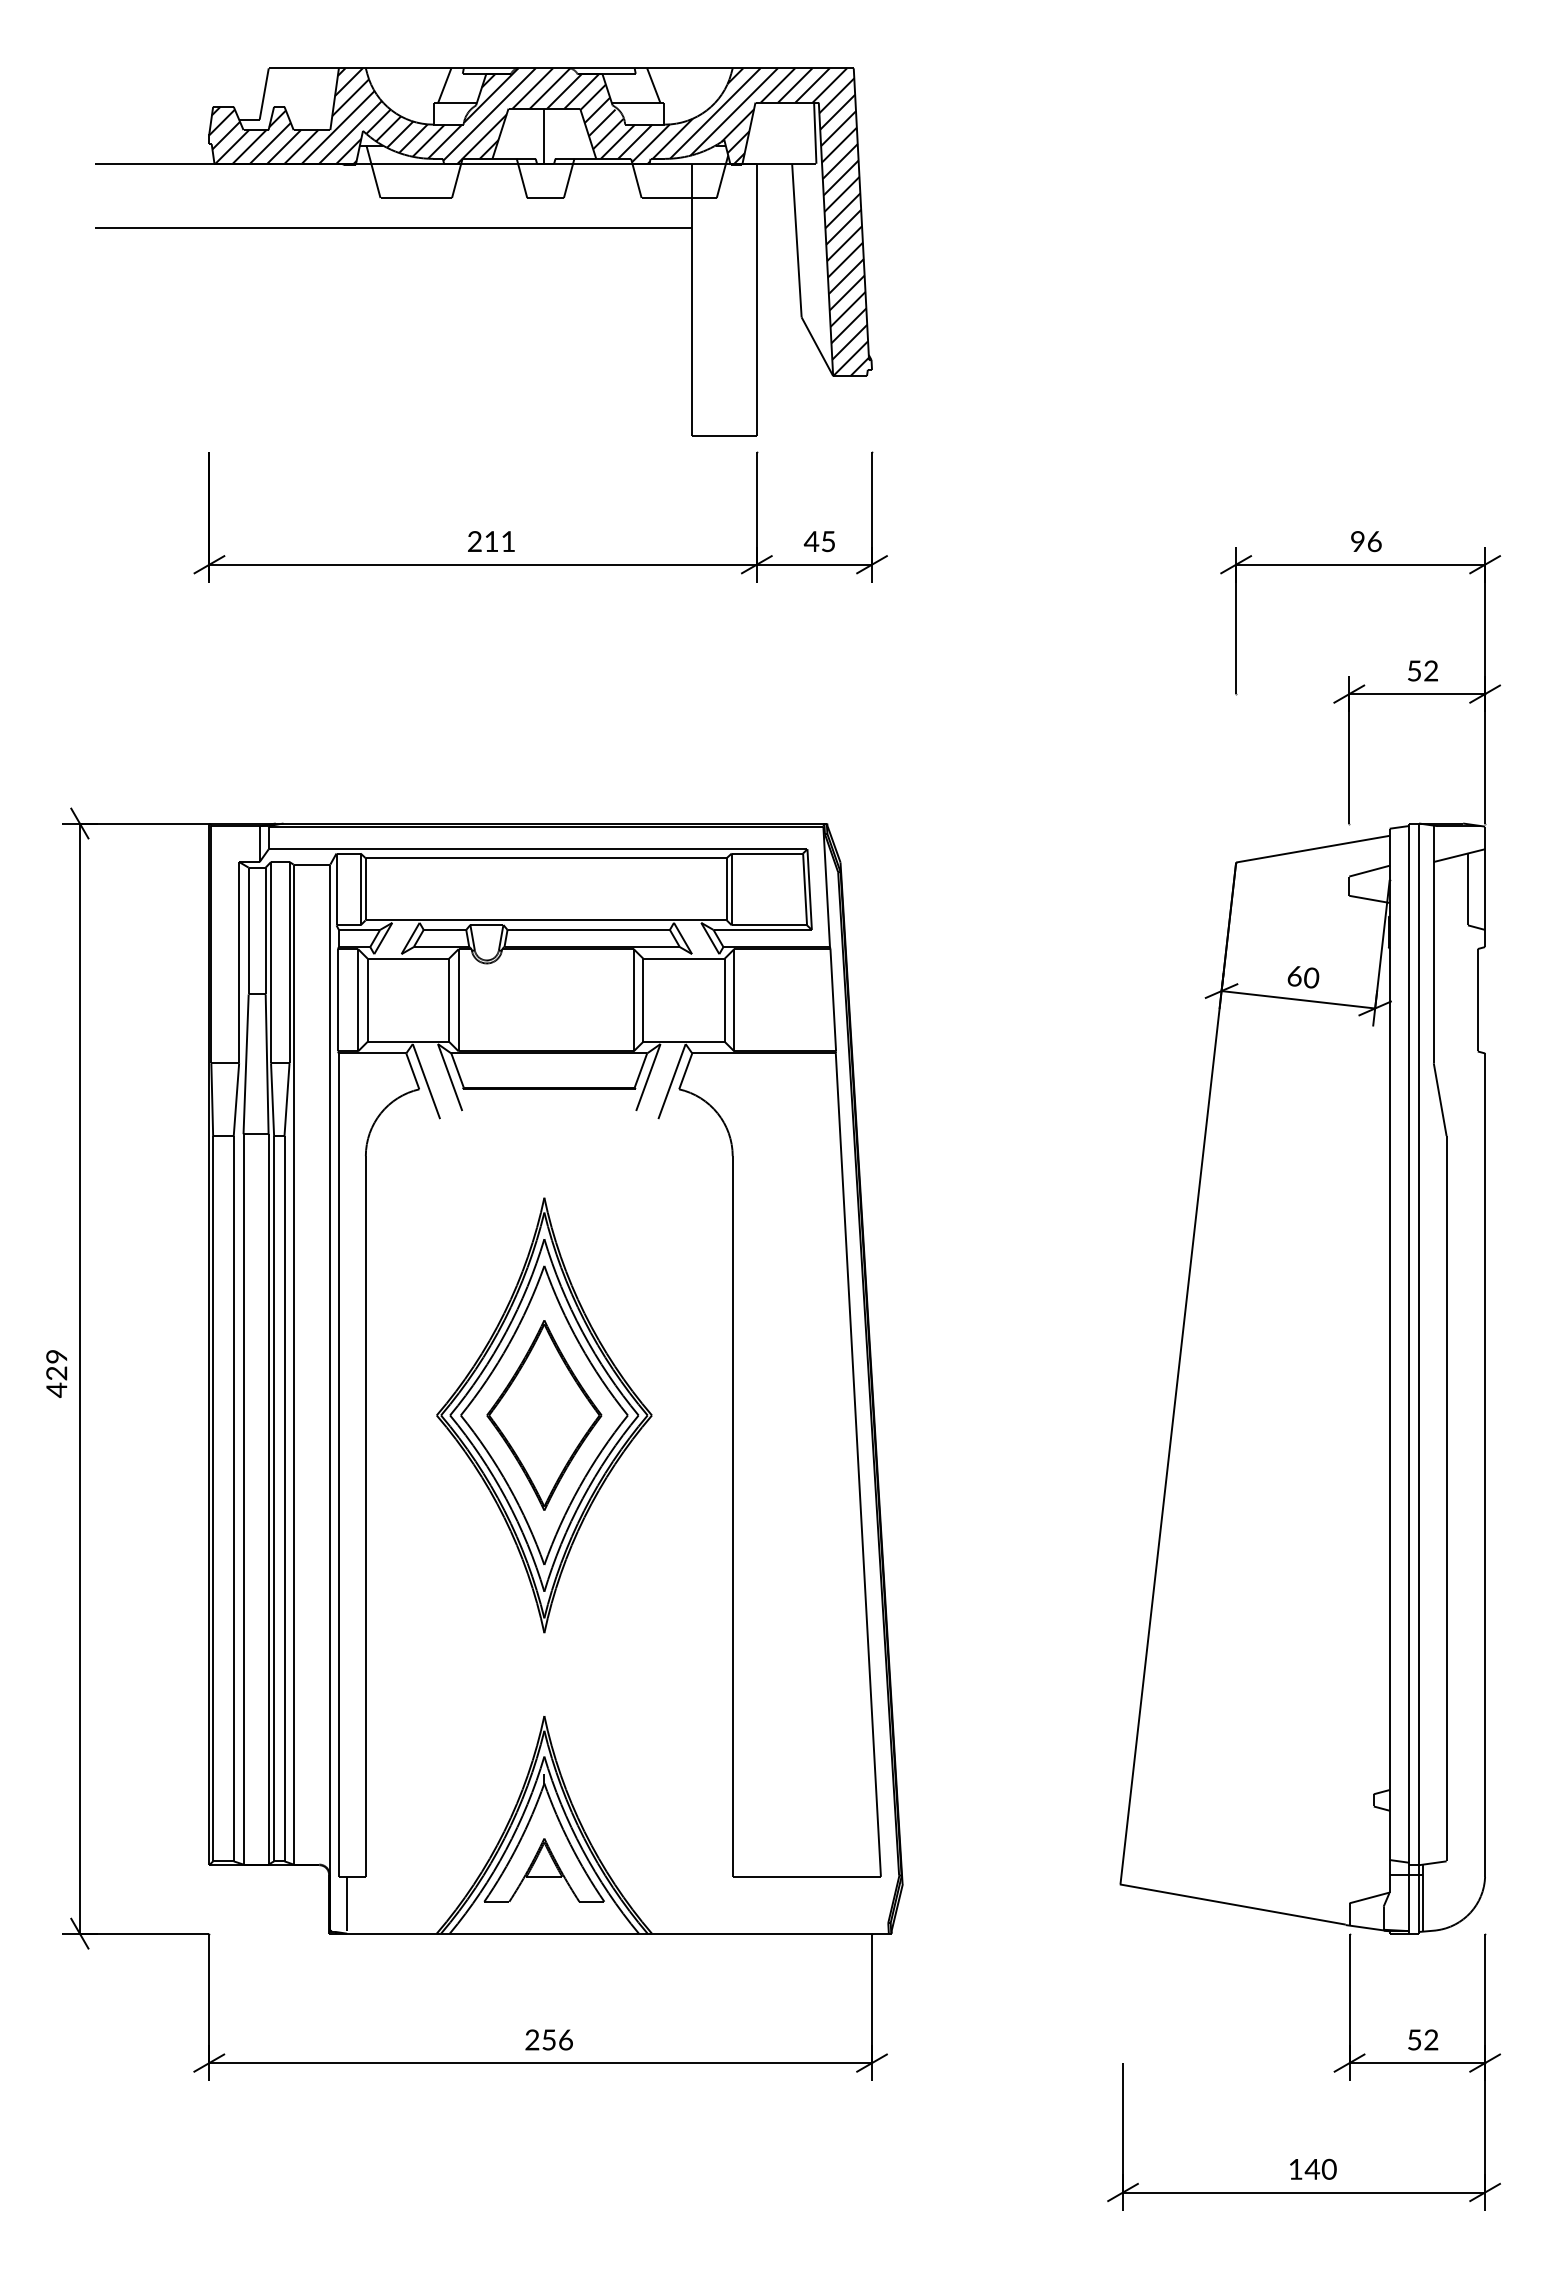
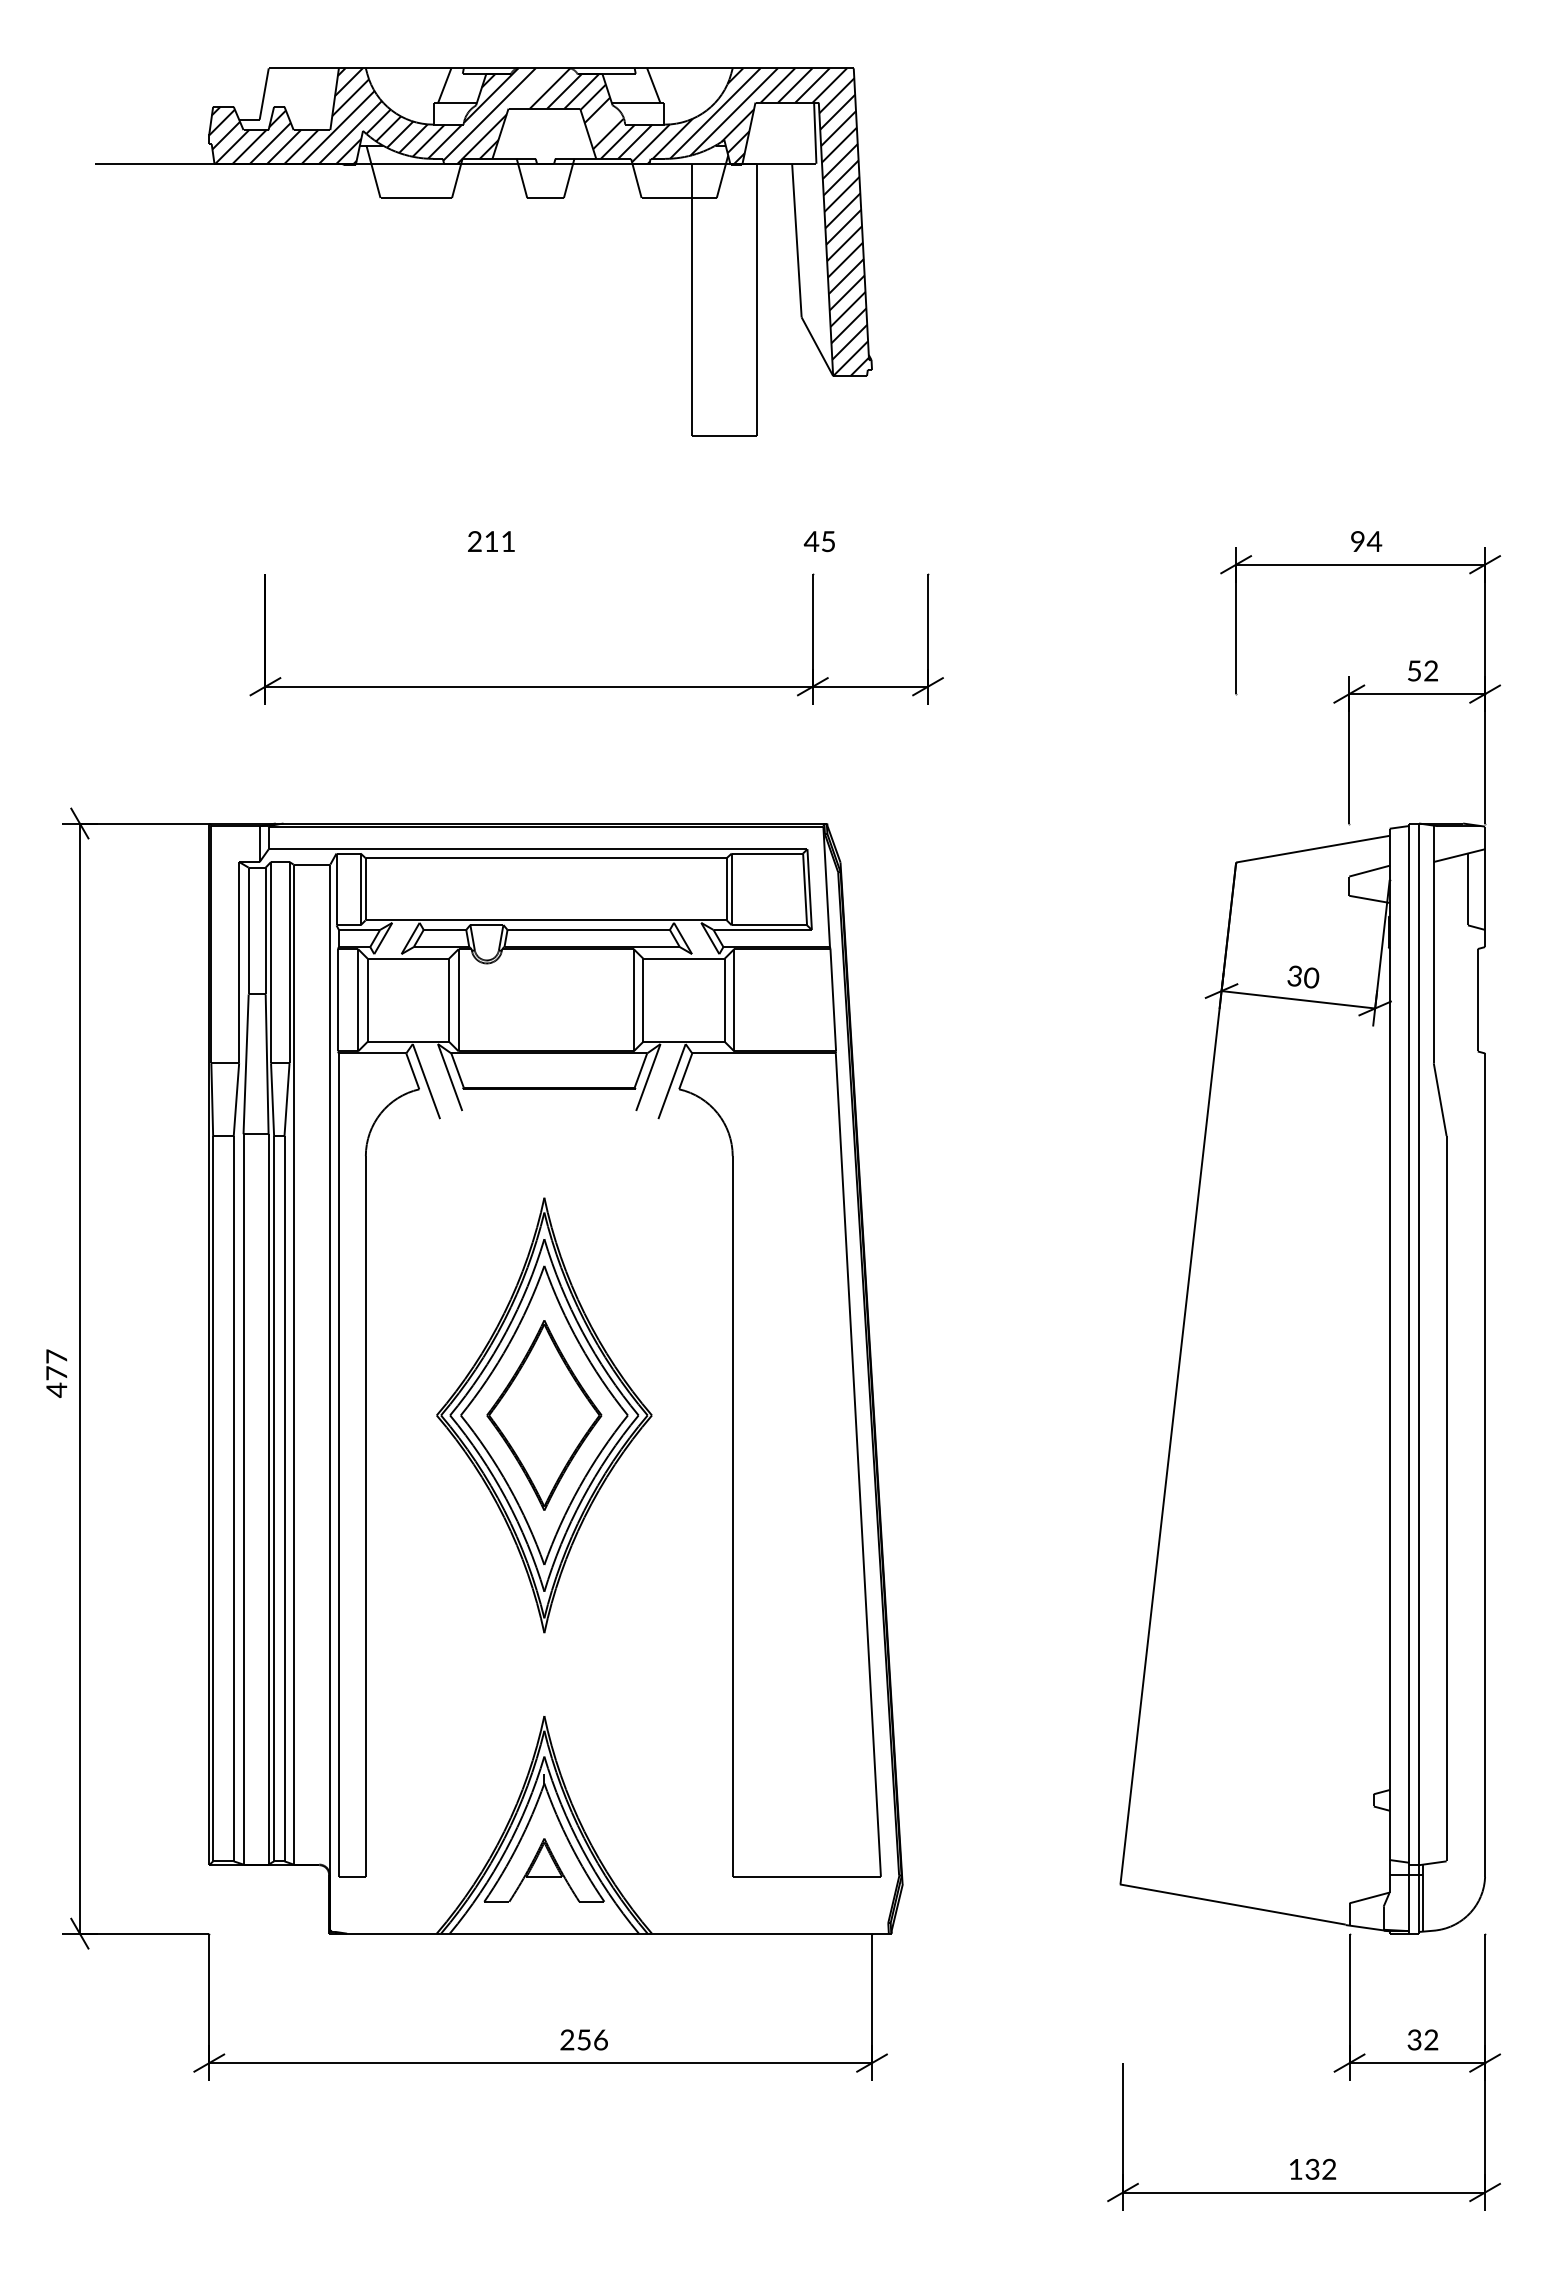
line: present -> none (532, 88)
line: present -> none (601, 122)
line: present -> none (544, 135)
line: present -> none (393, 228)
text: 96 -> 94 (1374, 541)
part position: (540, 564) -> (596, 686) (596, 686)
text: 60 -> 30 (1294, 975)
text: 429 -> 477 (56, 1364)
line: present -> none (347, 1903)
text position: (548, 2039) -> (583, 2039) (583, 2039)
text: 52 -> 32 (1414, 2039)
text: 140 -> 132 (1320, 2168)
